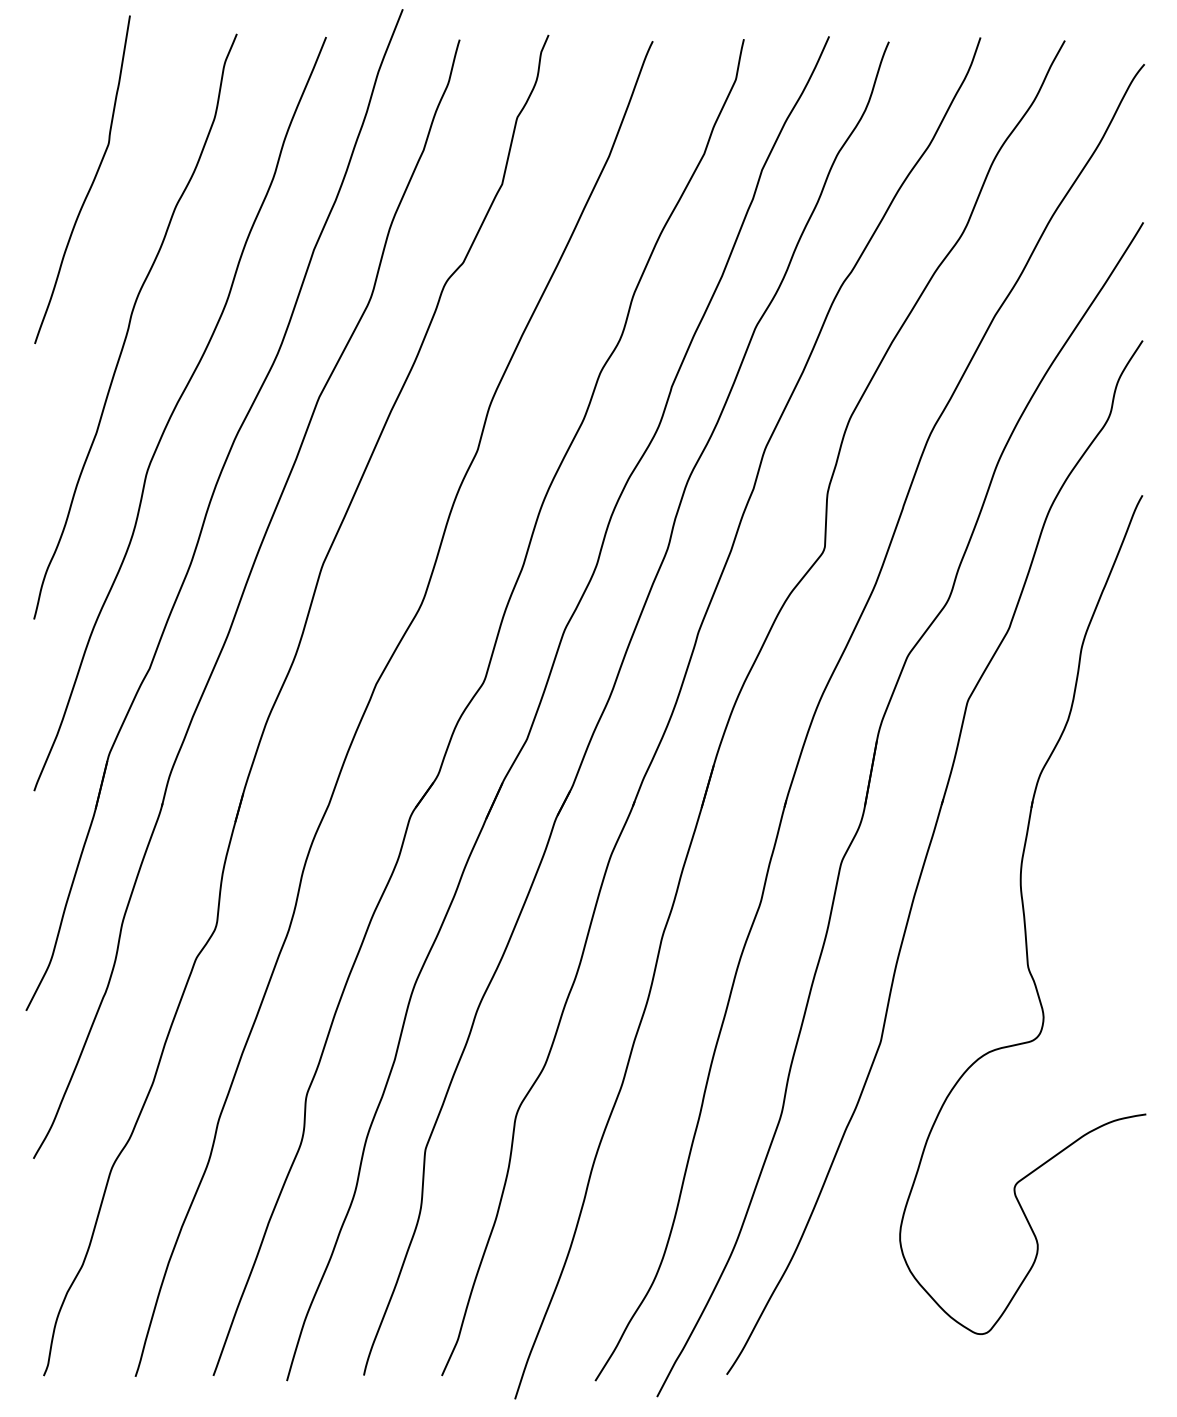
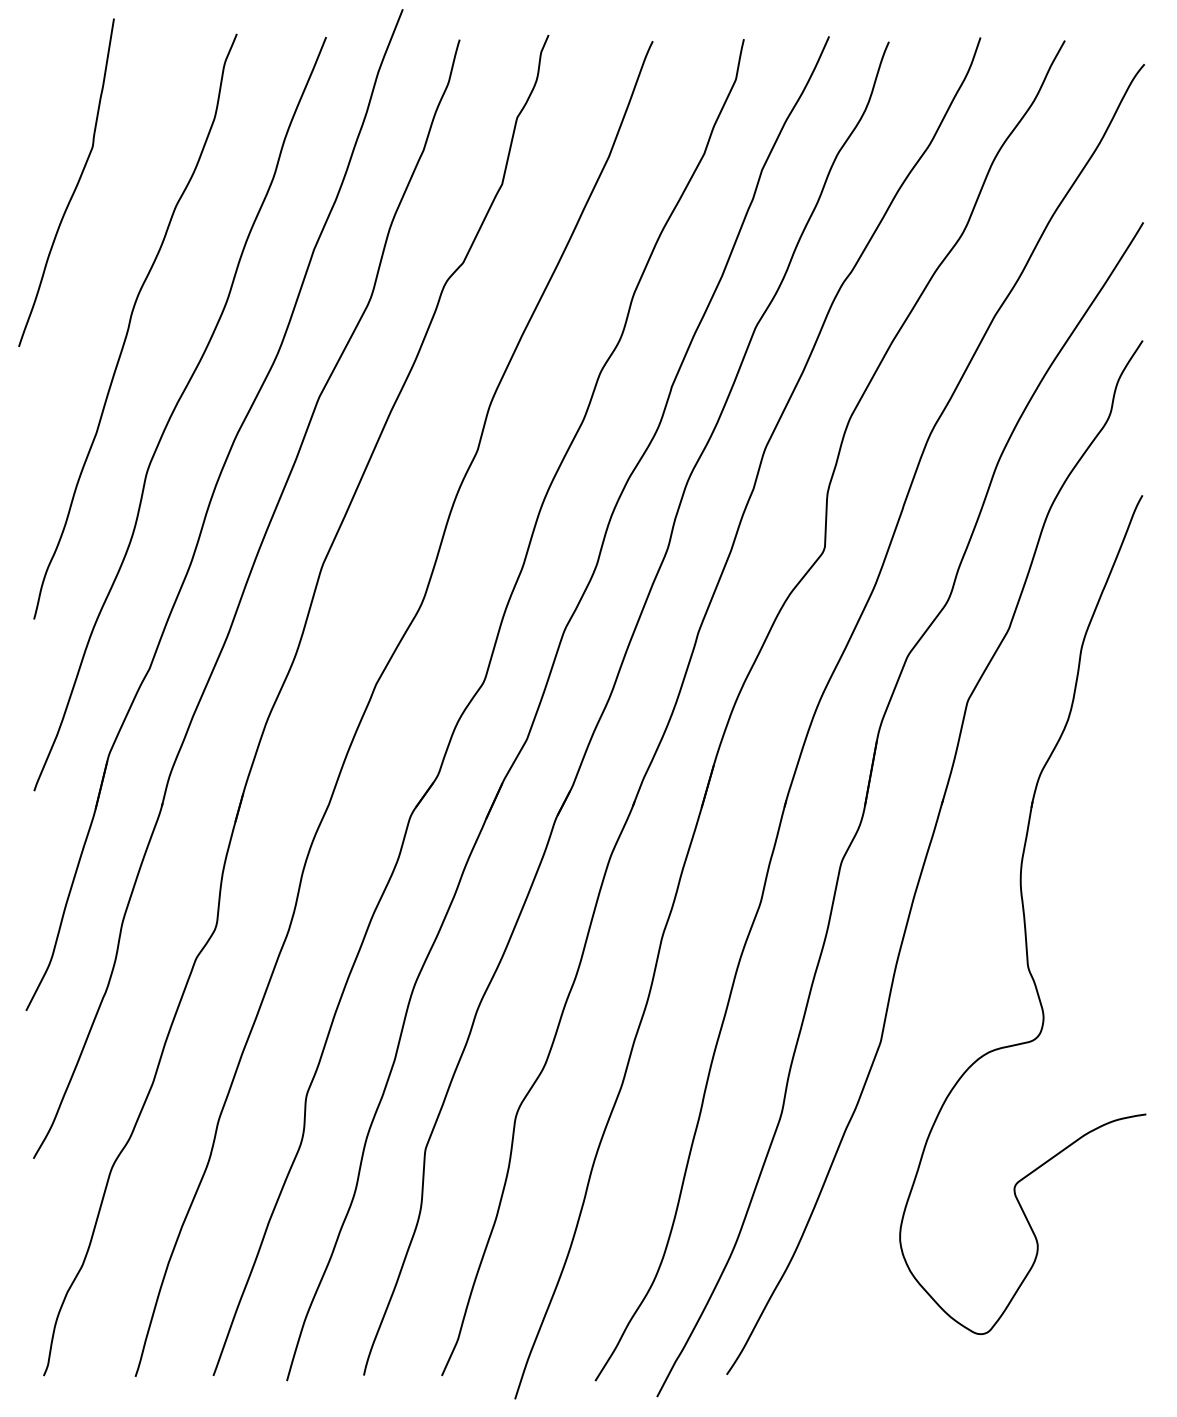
curve position: (91, 183) -> (75, 186) (75, 186)
